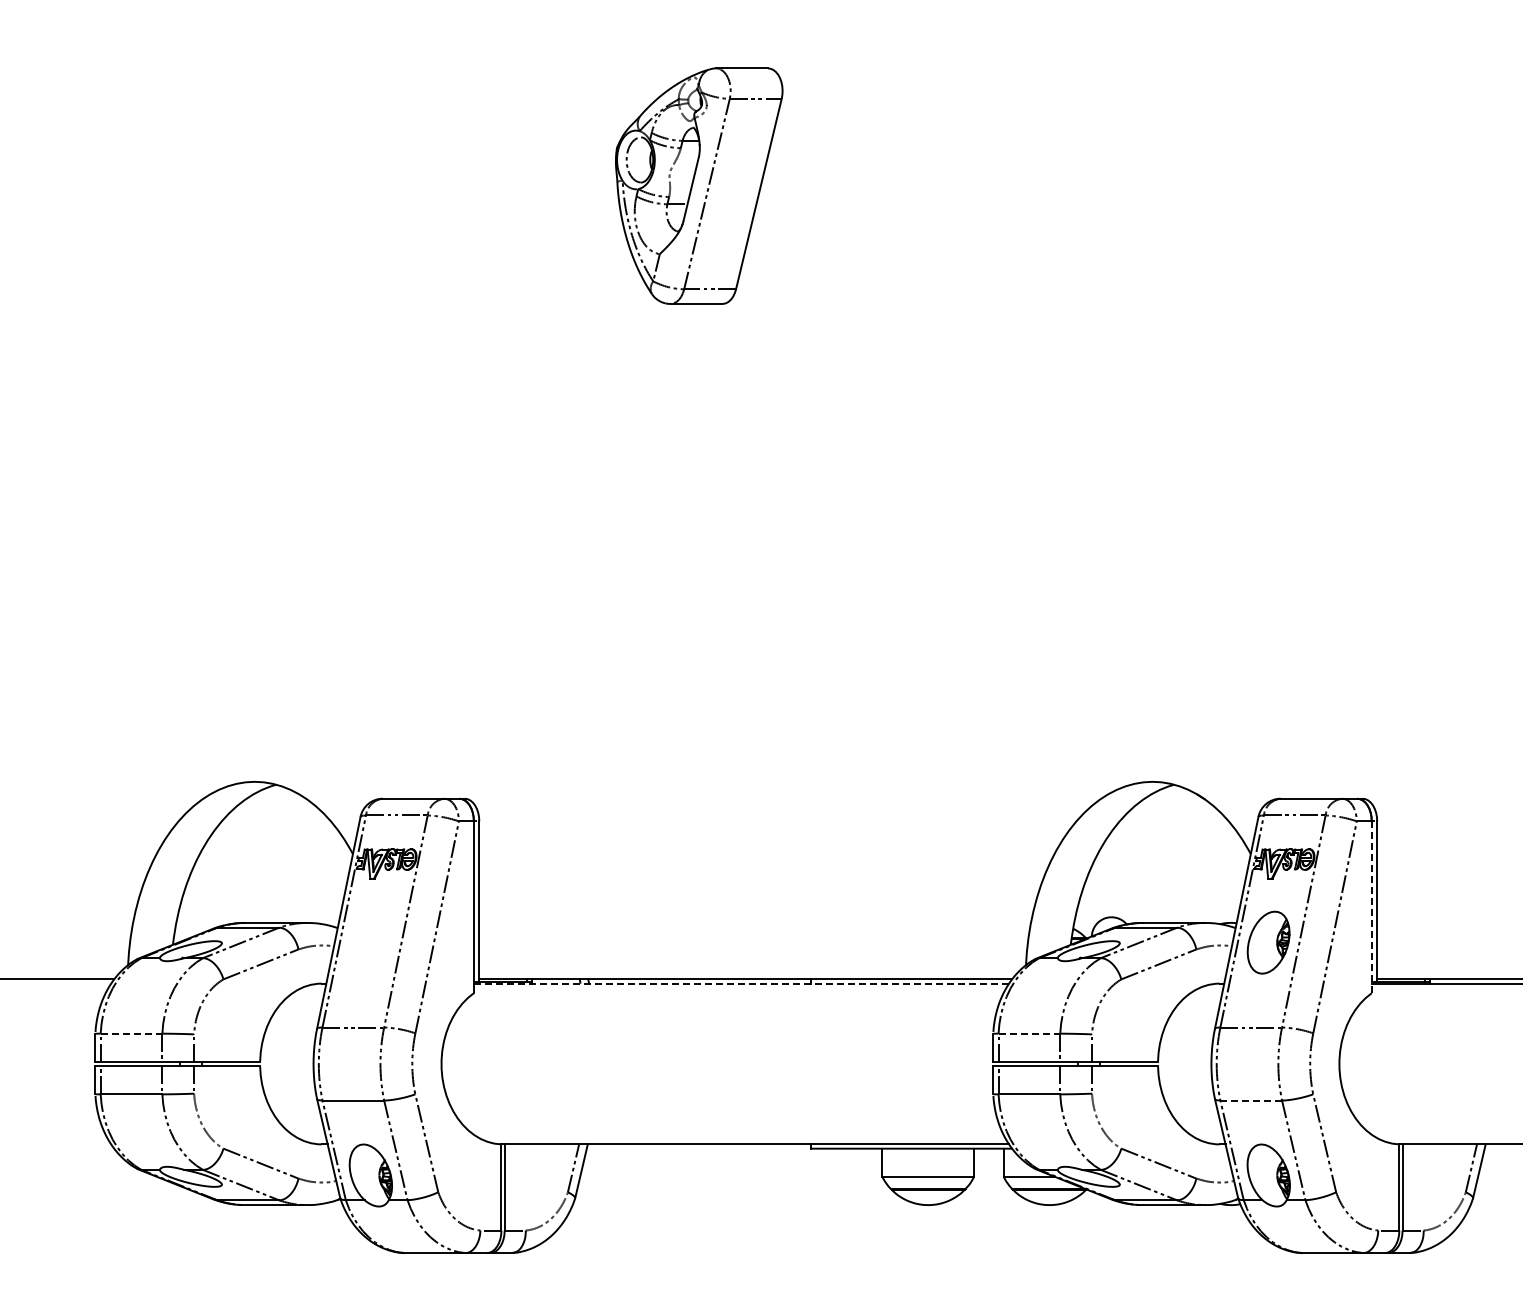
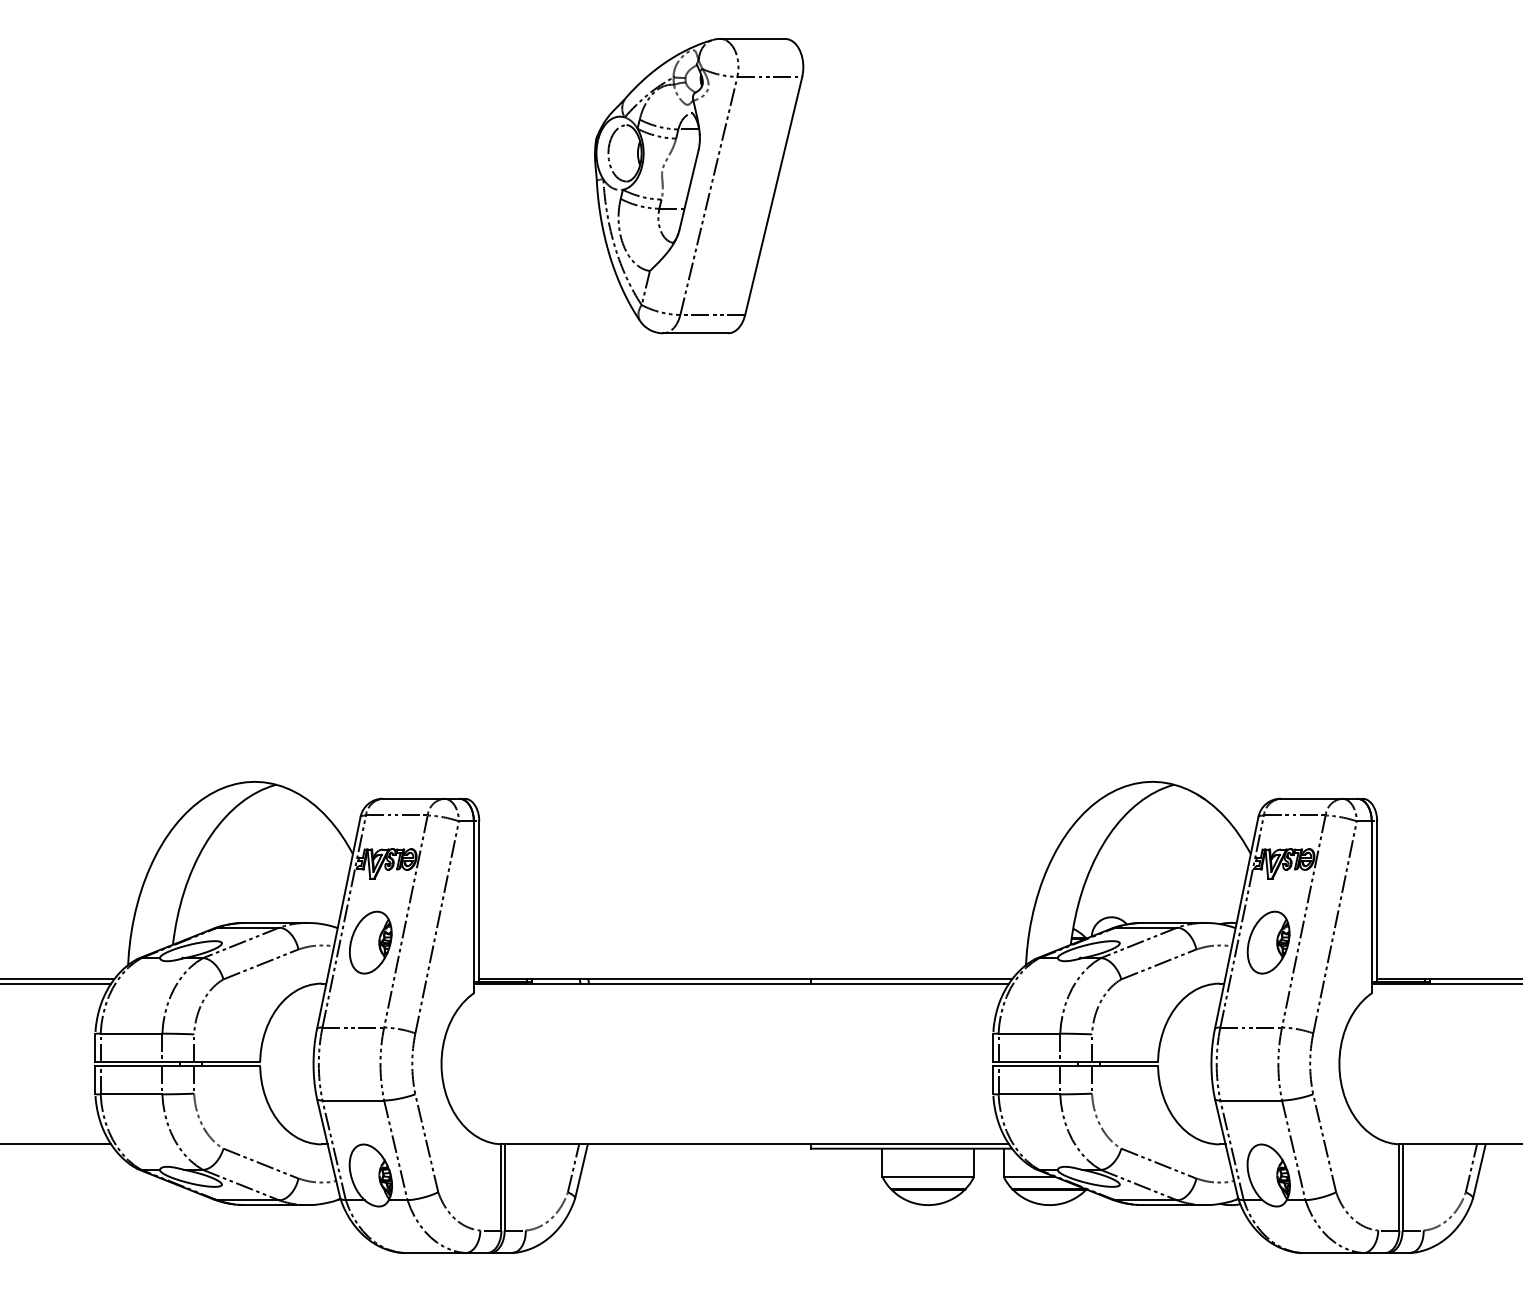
part size: 169x238 px -> 211x297 px (699, 186)
line: dashed -> solid (1371, 907)
part: none -> present (370, 942)
line: none -> present (56, 983)
line: dashed -> solid (741, 983)
line: dashed -> solid (131, 1033)
line: dashed -> solid (1029, 1033)
line: dashed -> solid (1251, 1100)
line: none -> present (56, 1144)
